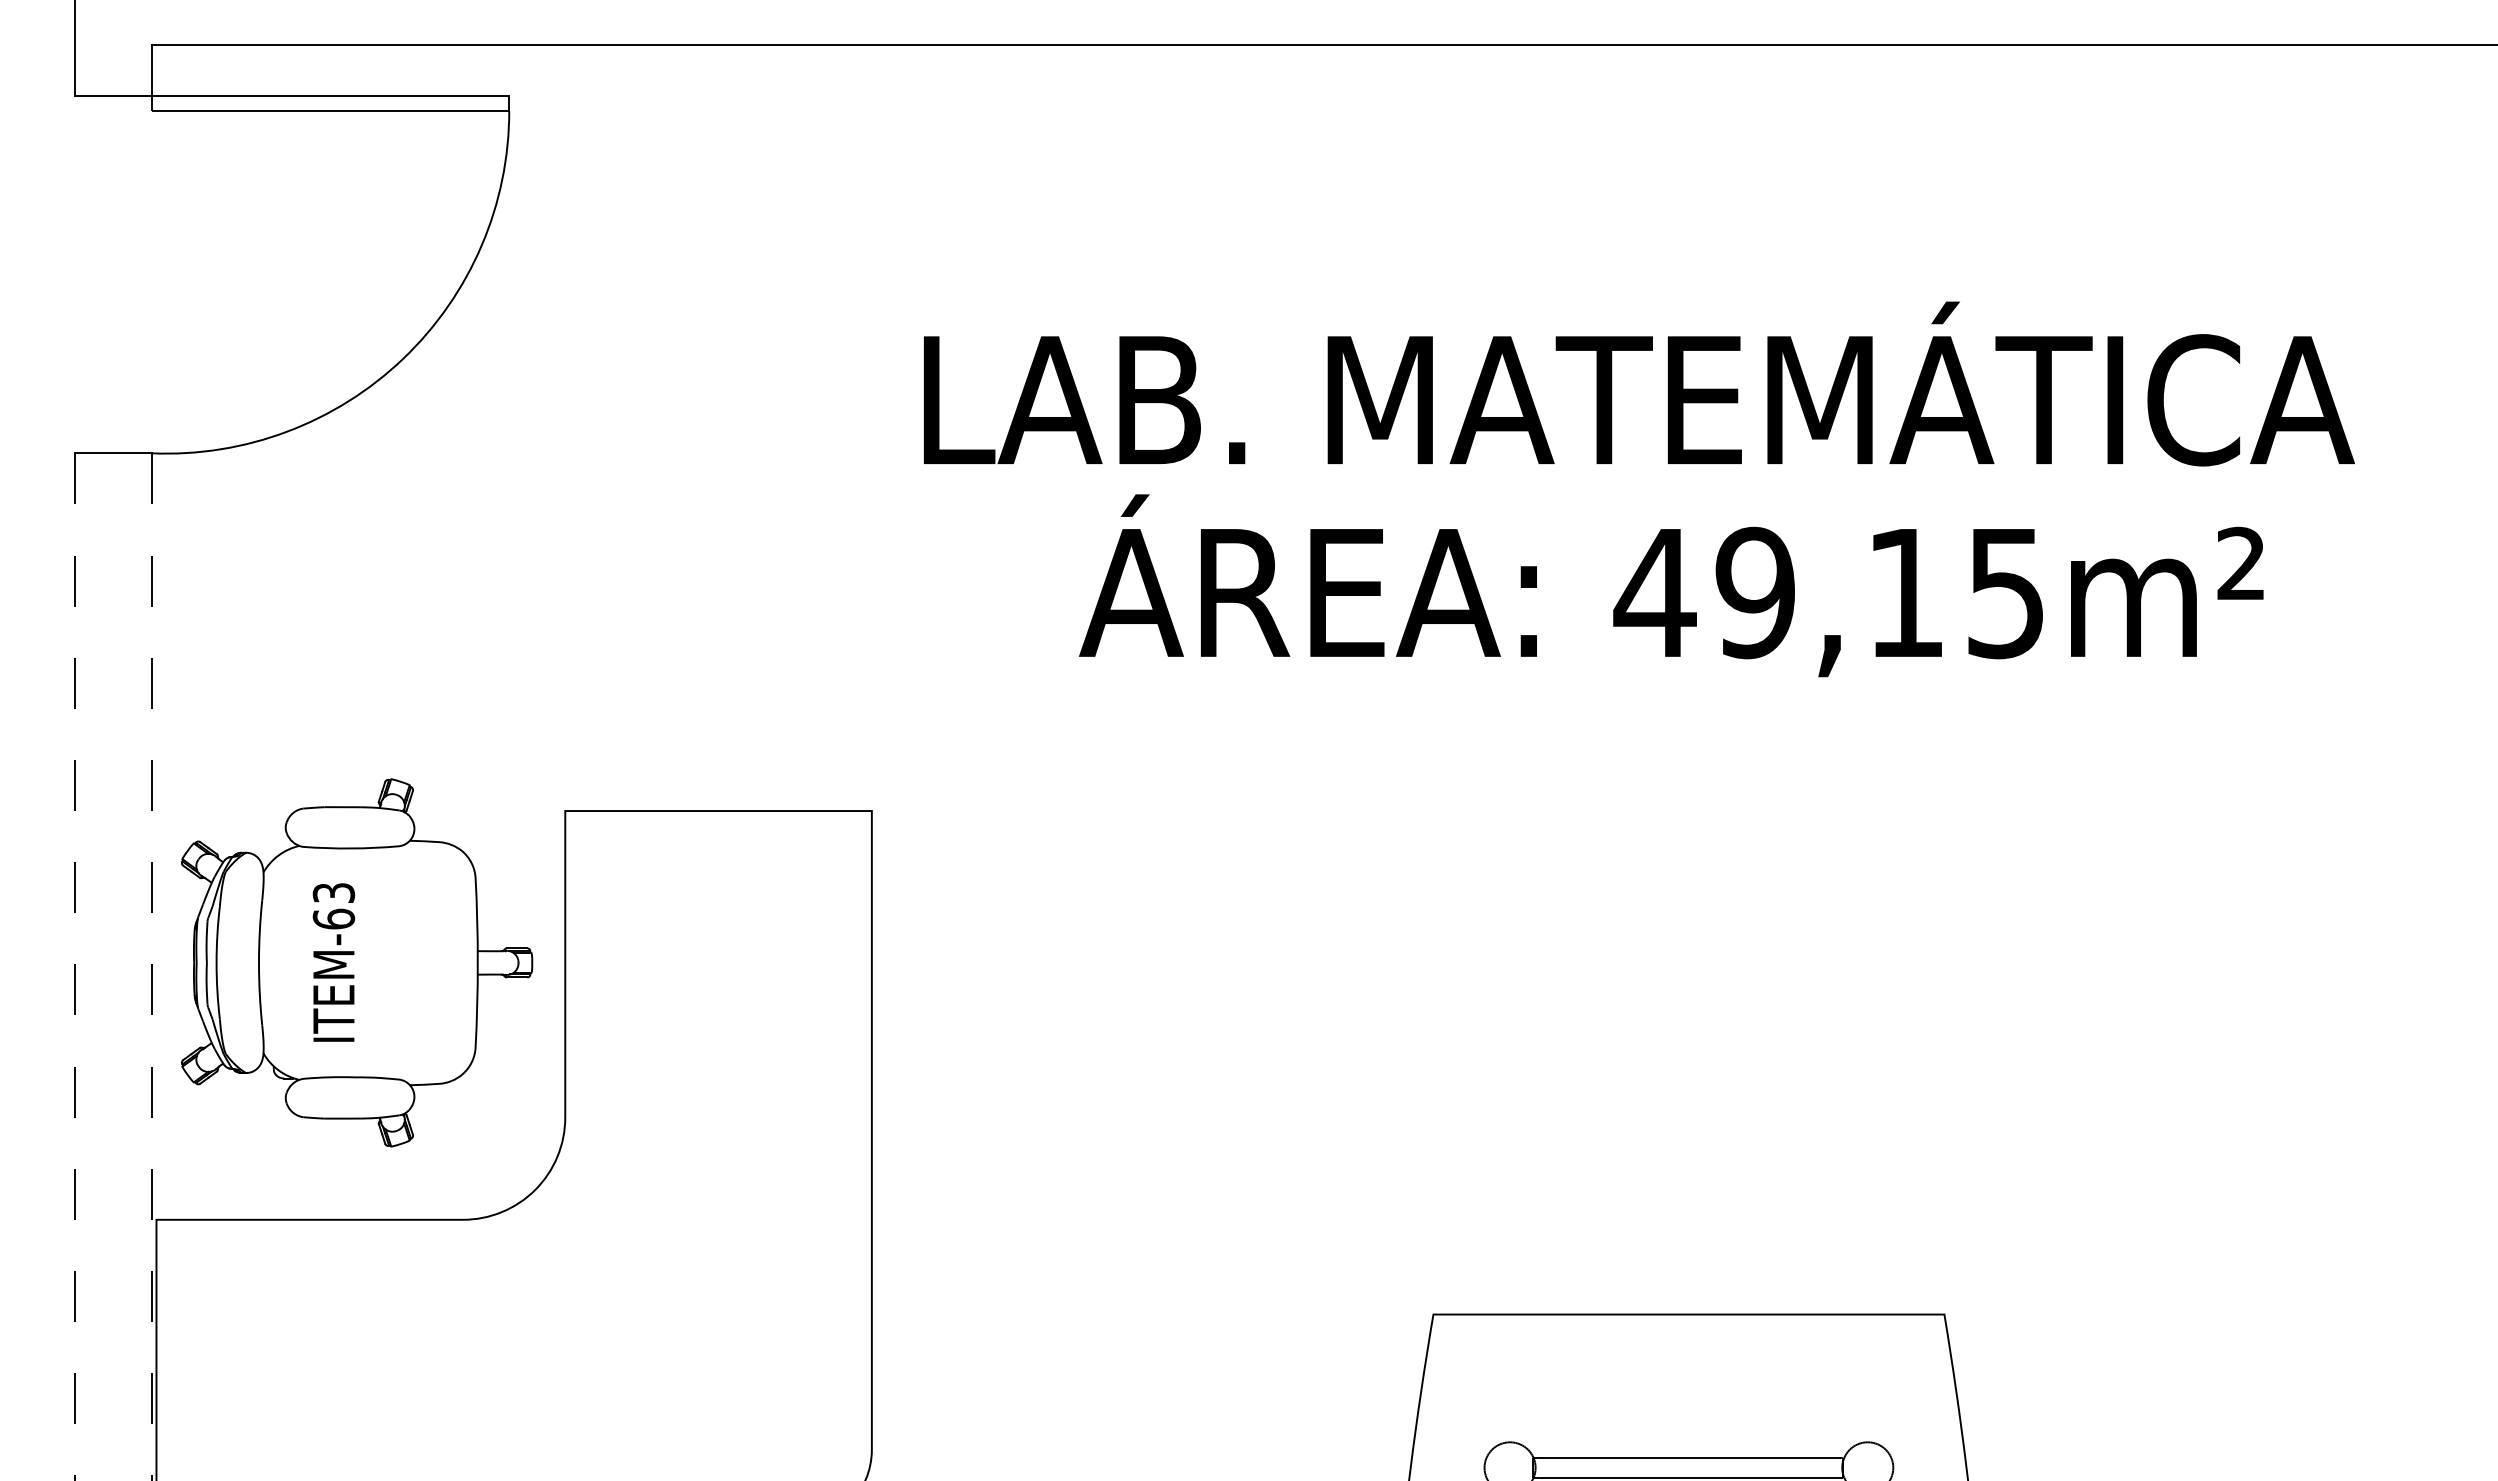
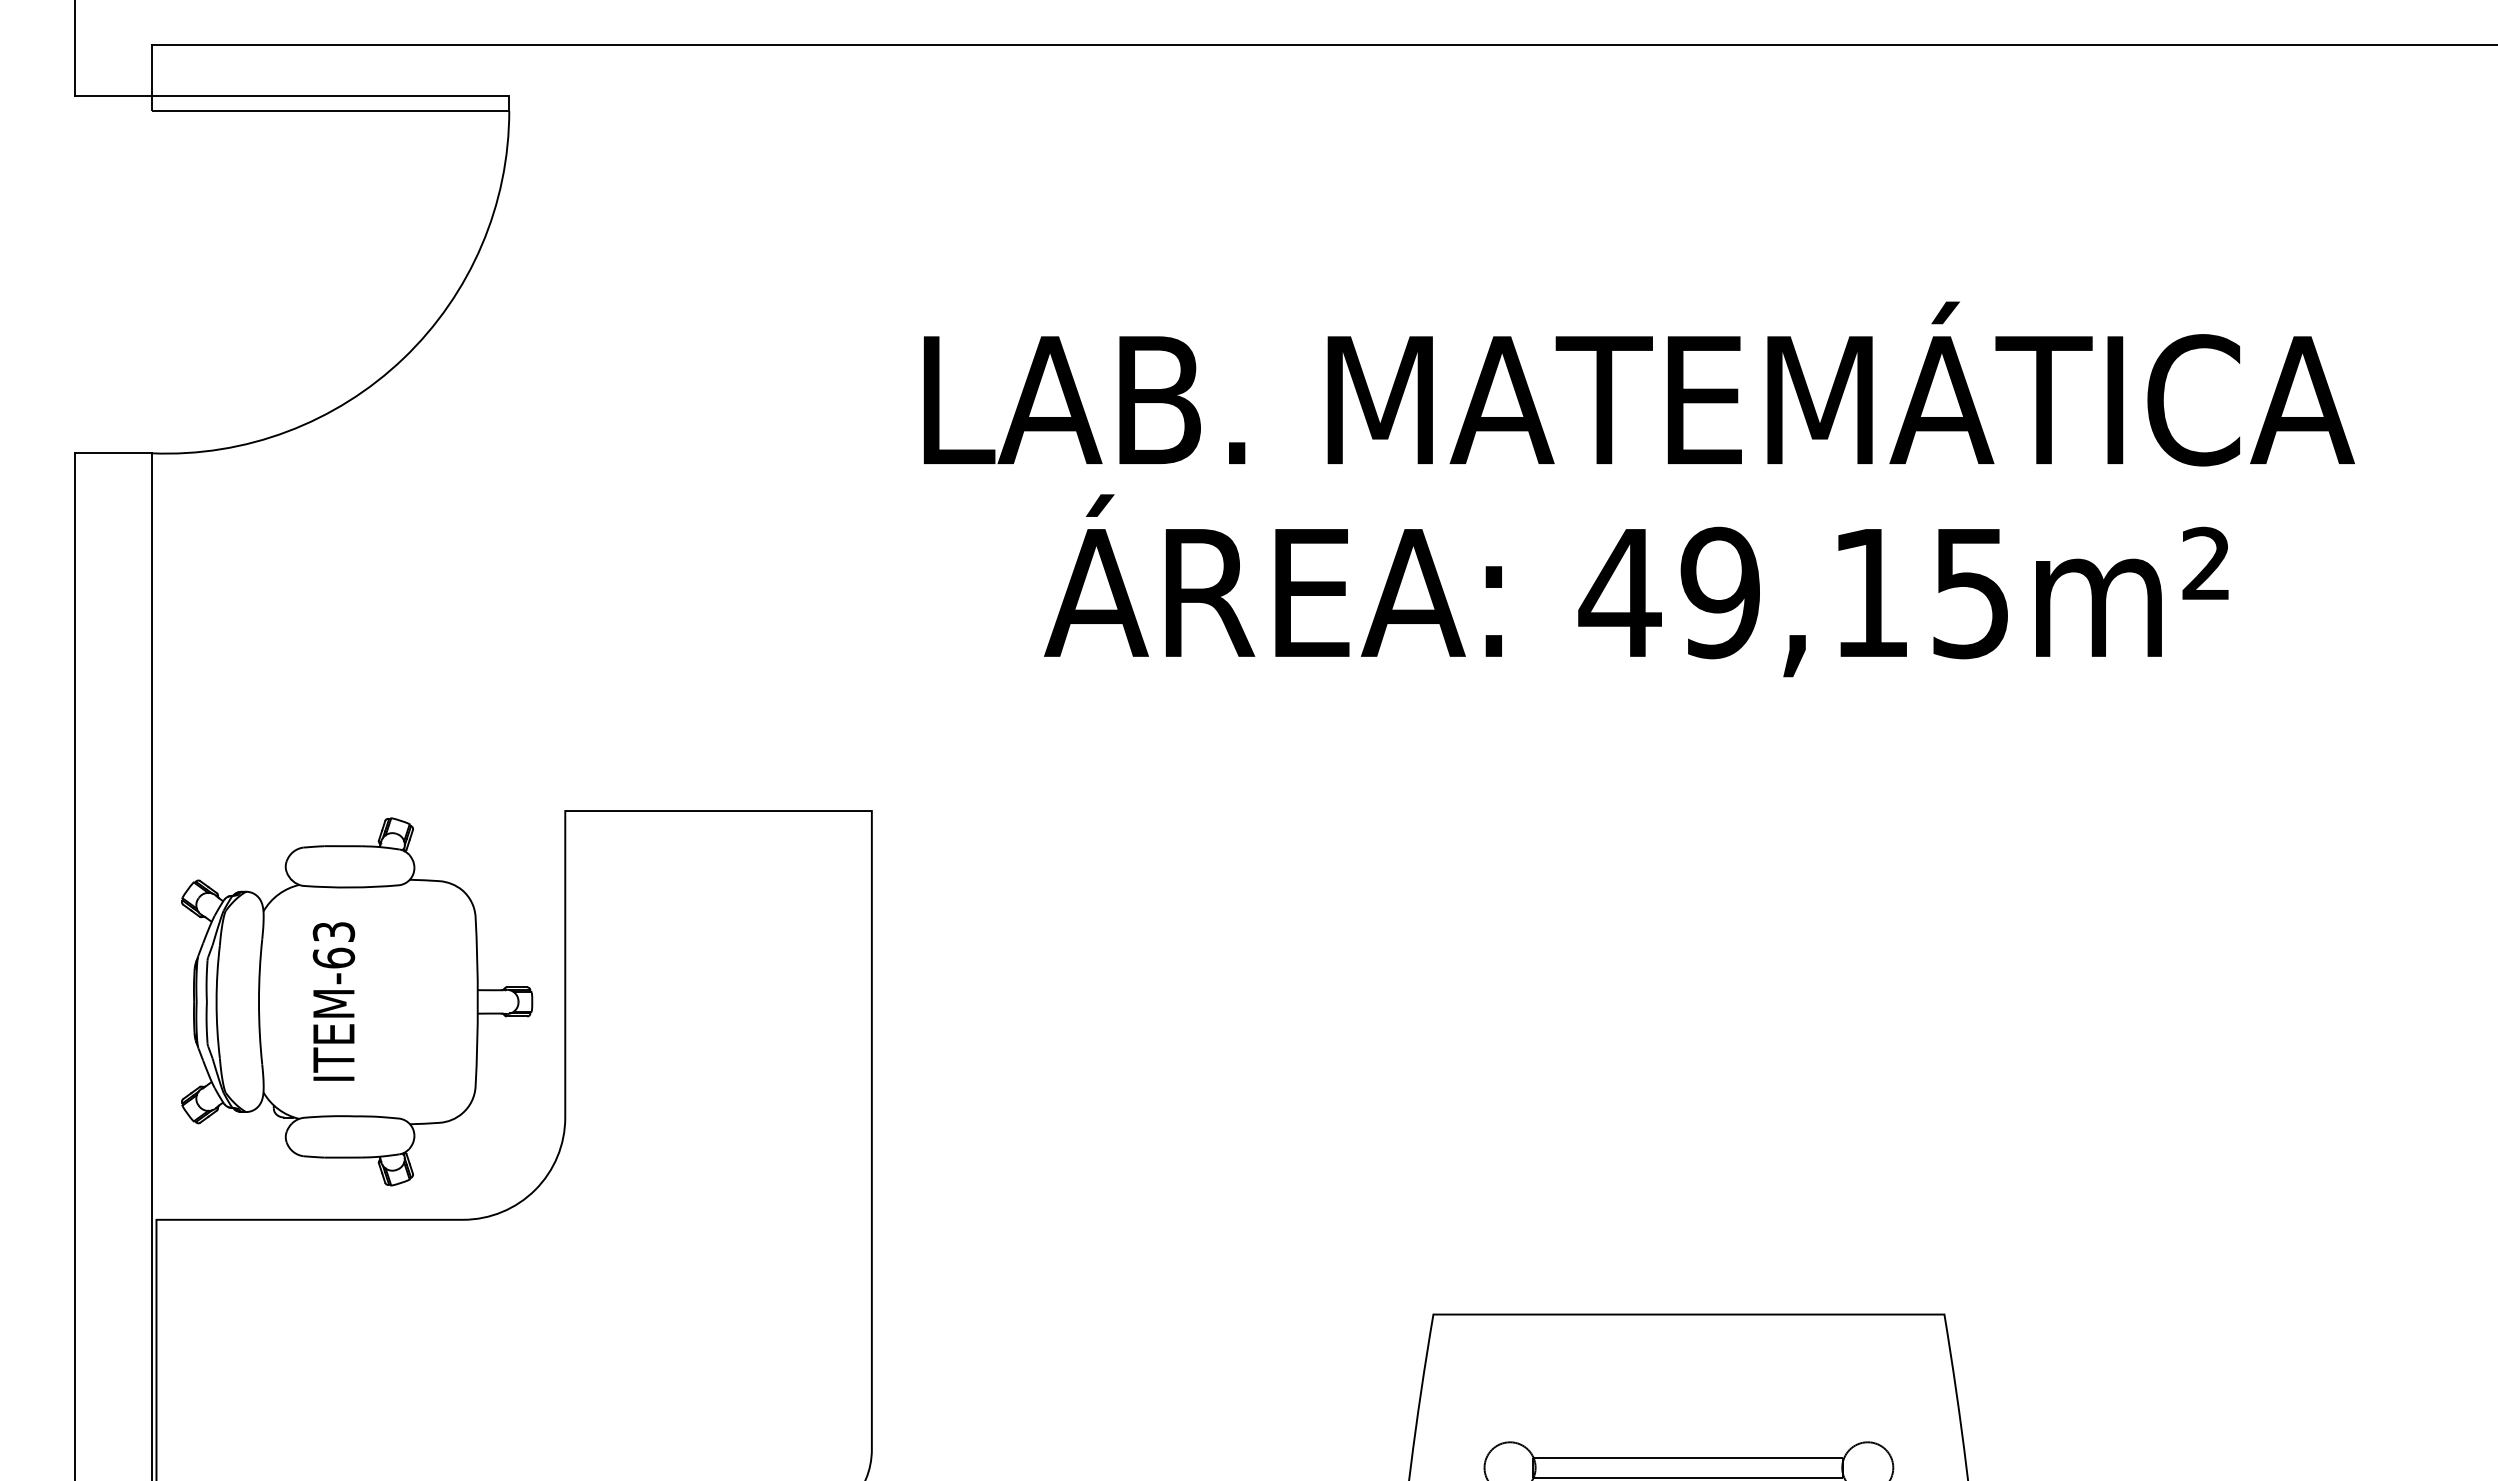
text position: (1671, 585) -> (1636, 585) (1636, 585)
part position: (357, 962) -> (357, 1001) (357, 1001)
line: dashed -> solid (74, 967)
line: dashed -> solid (151, 967)
